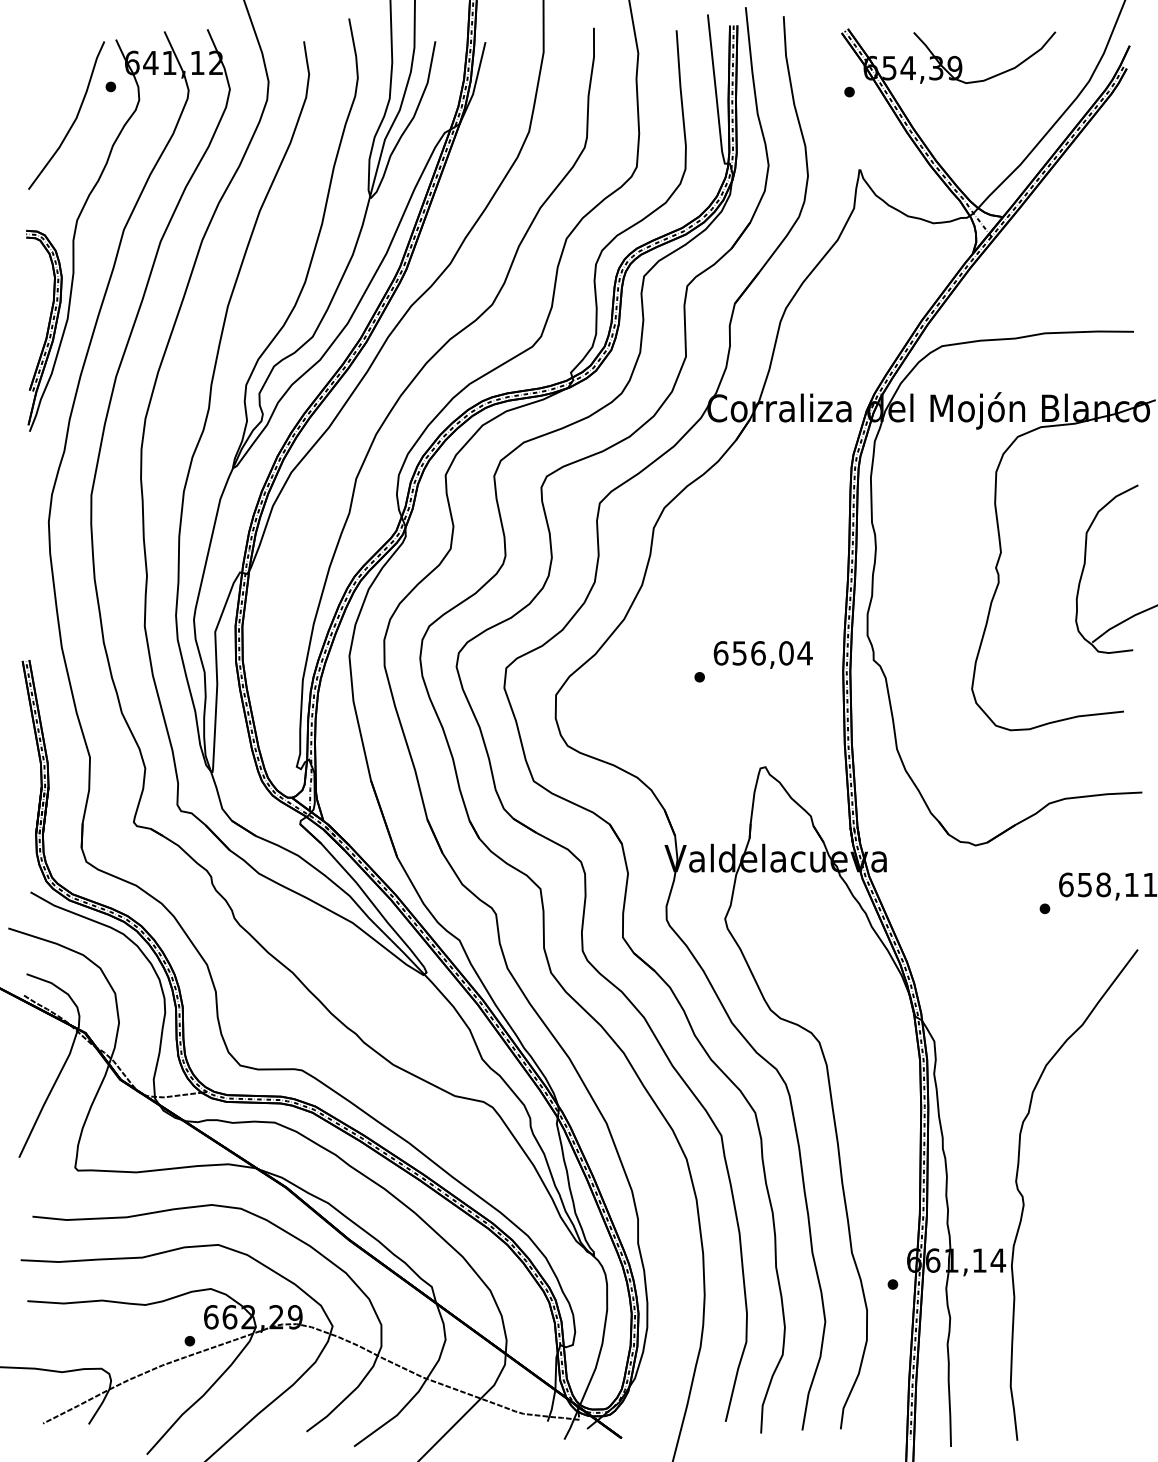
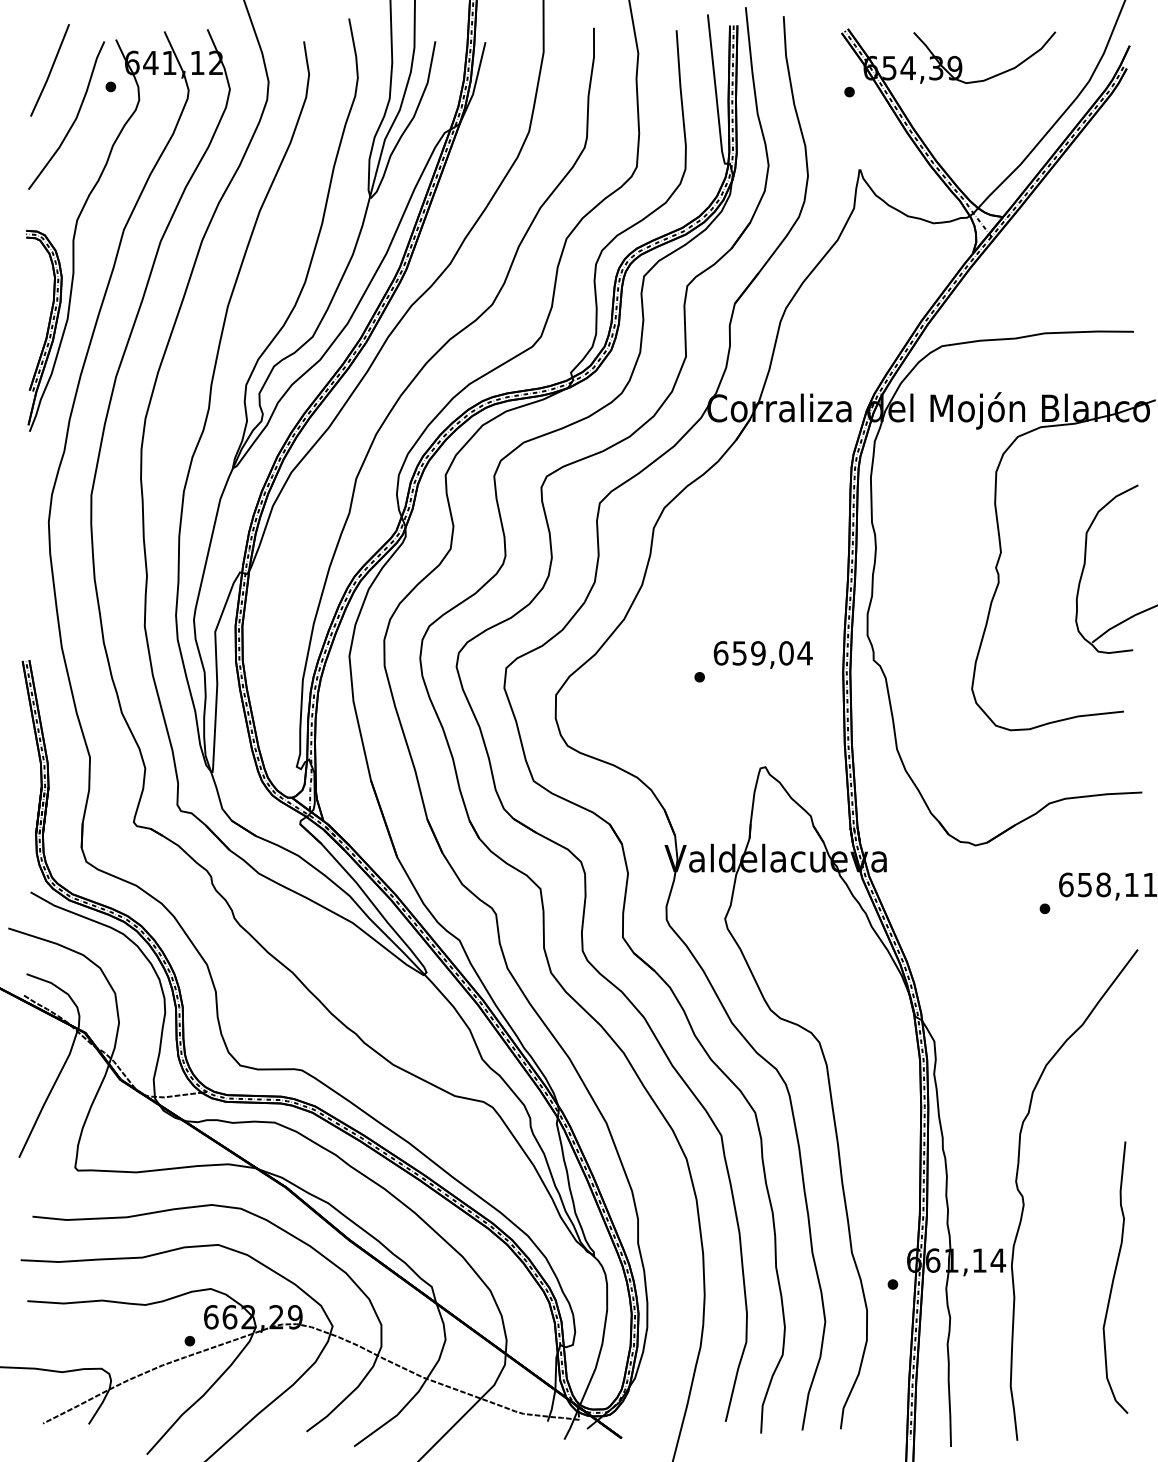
line: none -> present (50, 70)
text: 656,04 -> 659,04 (758, 653)
curve: none -> present (1114, 1277)
